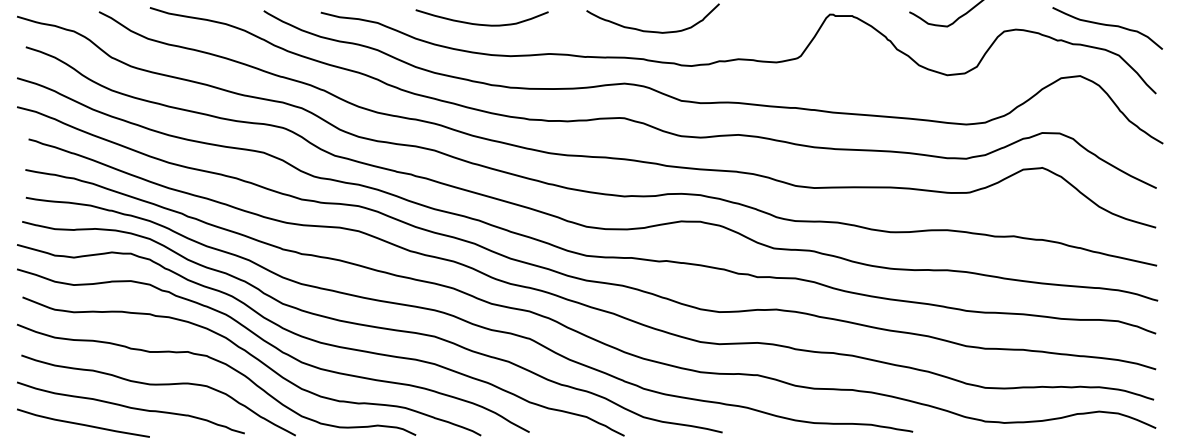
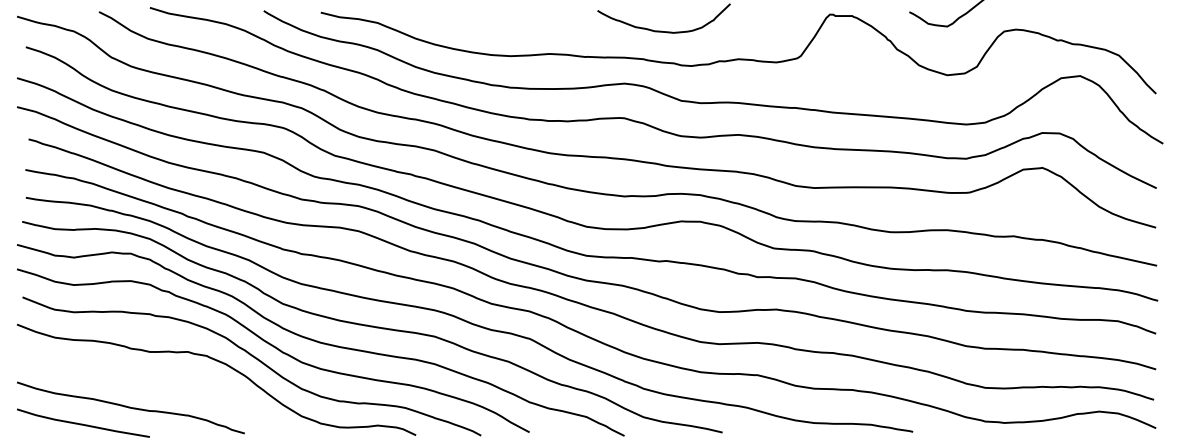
curve: present -> none (479, 23)
curve: present -> none (1108, 26)
curve position: (650, 30) -> (661, 30) (661, 30)
curve: present -> none (158, 385)
